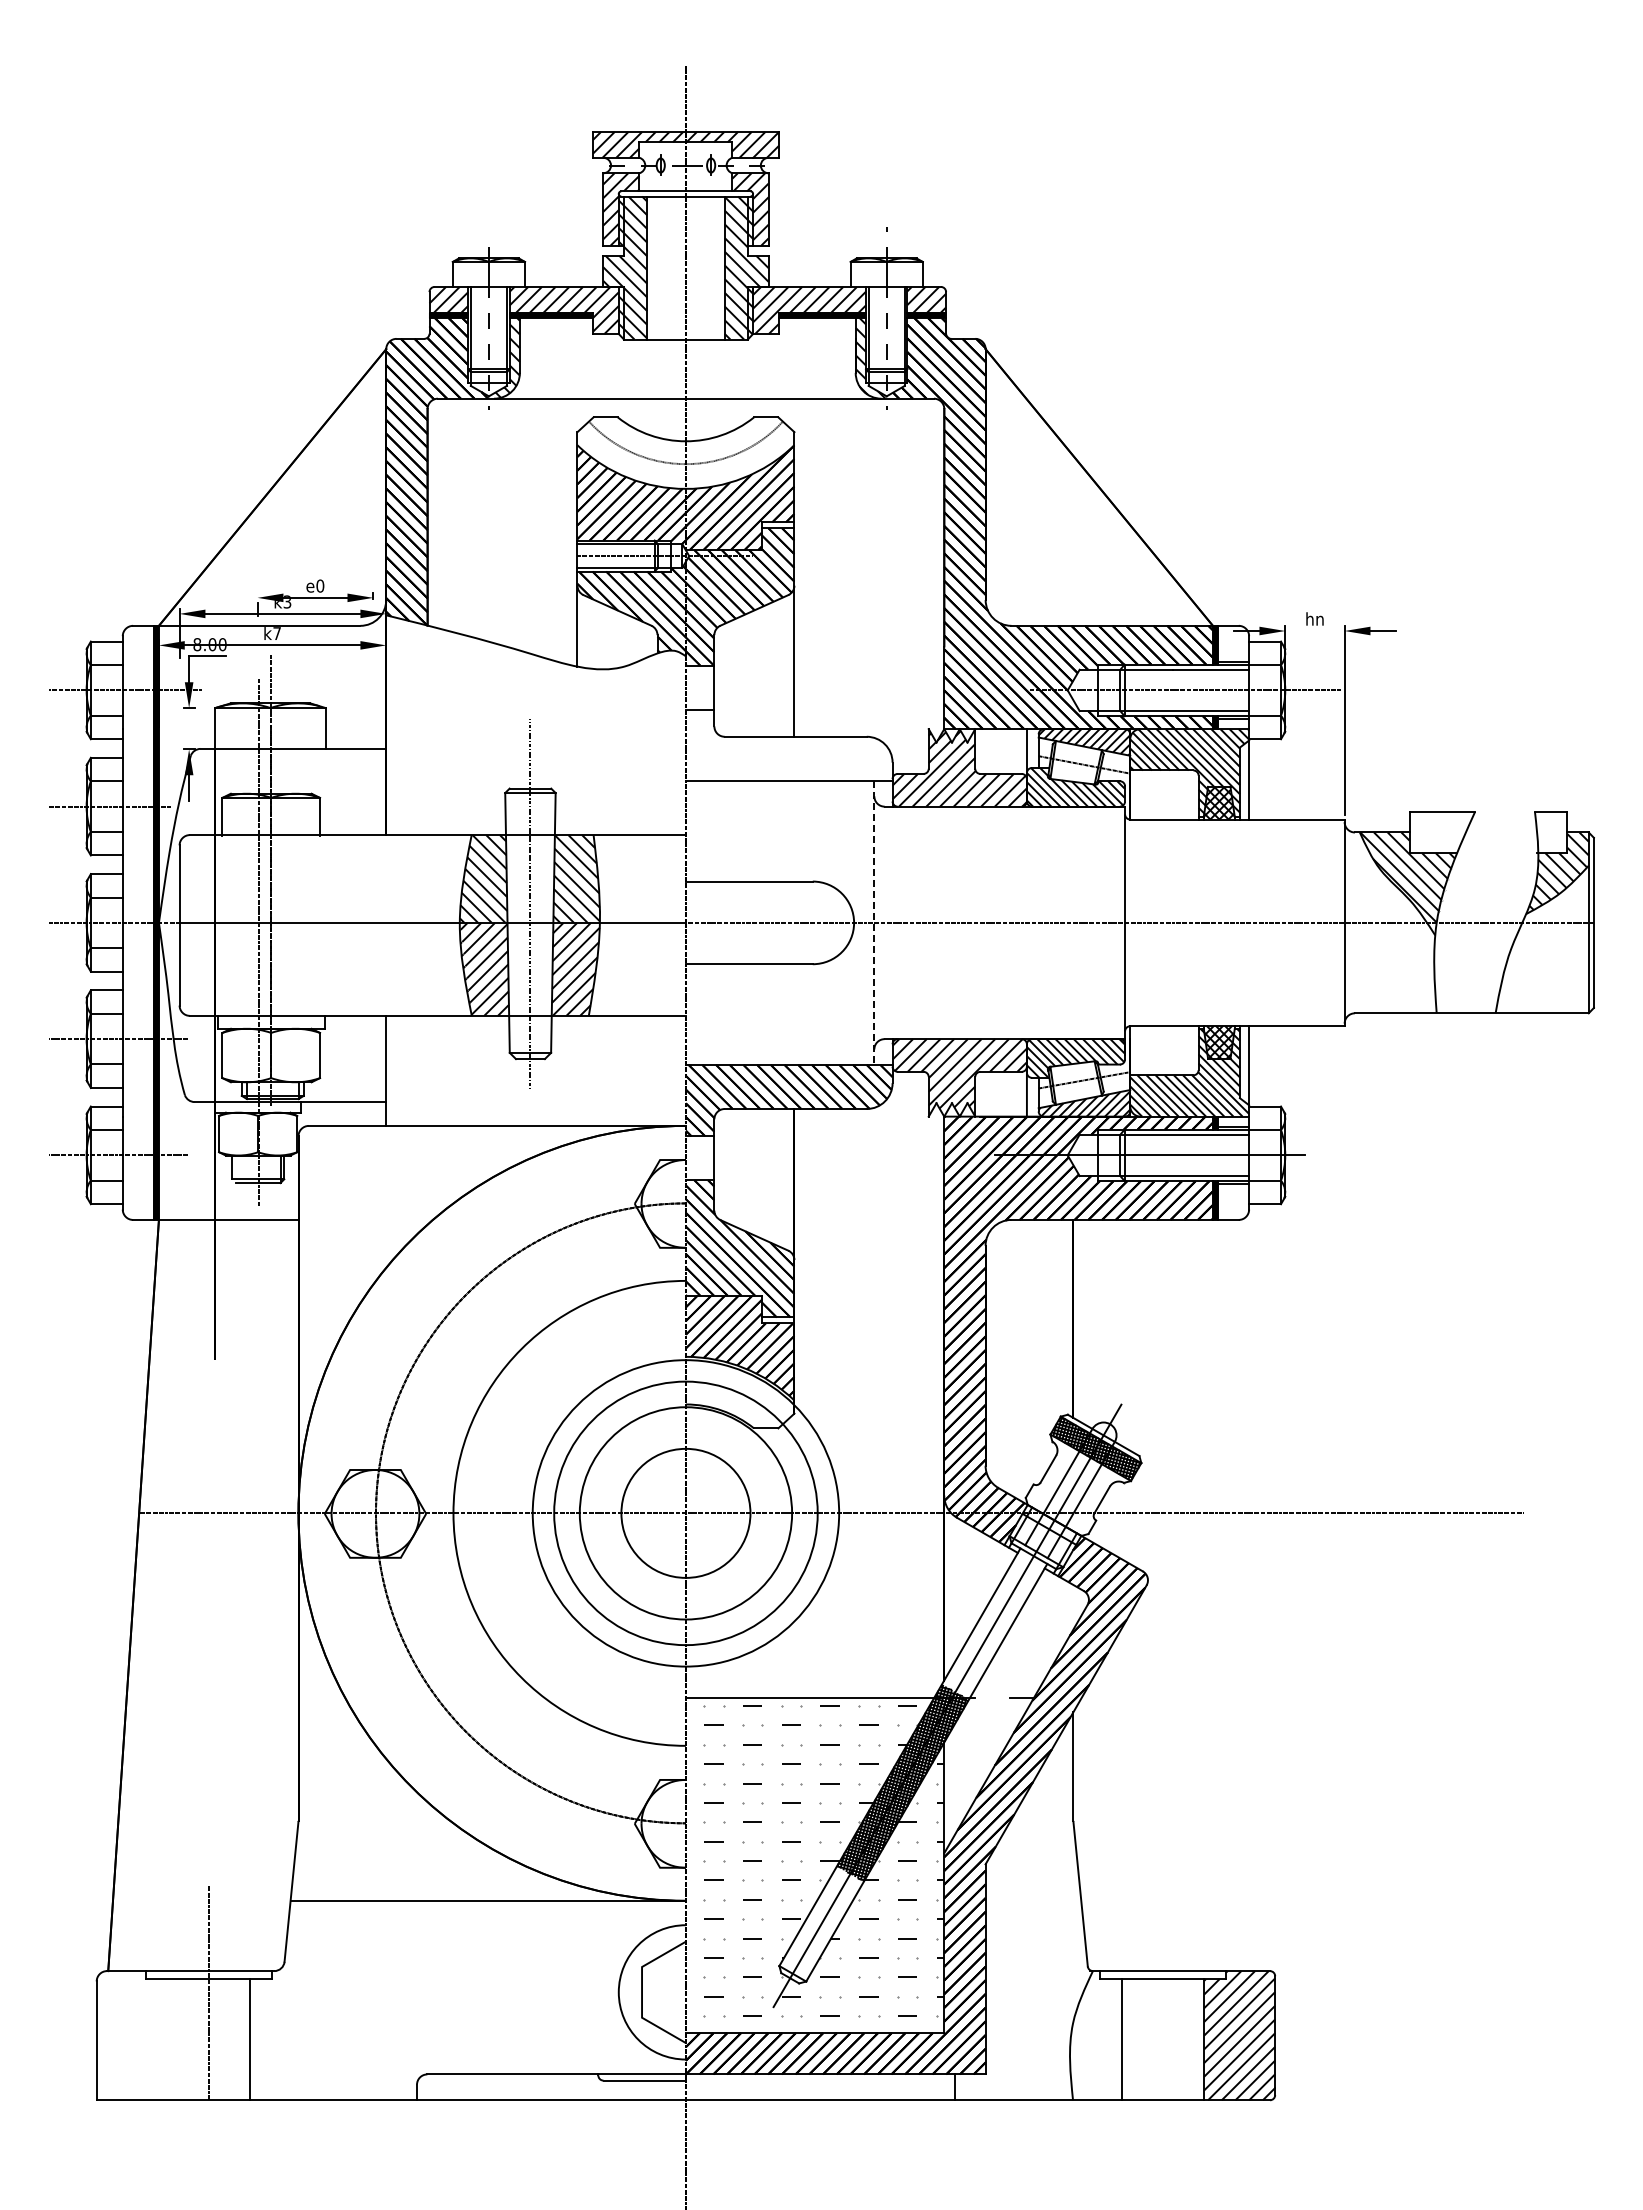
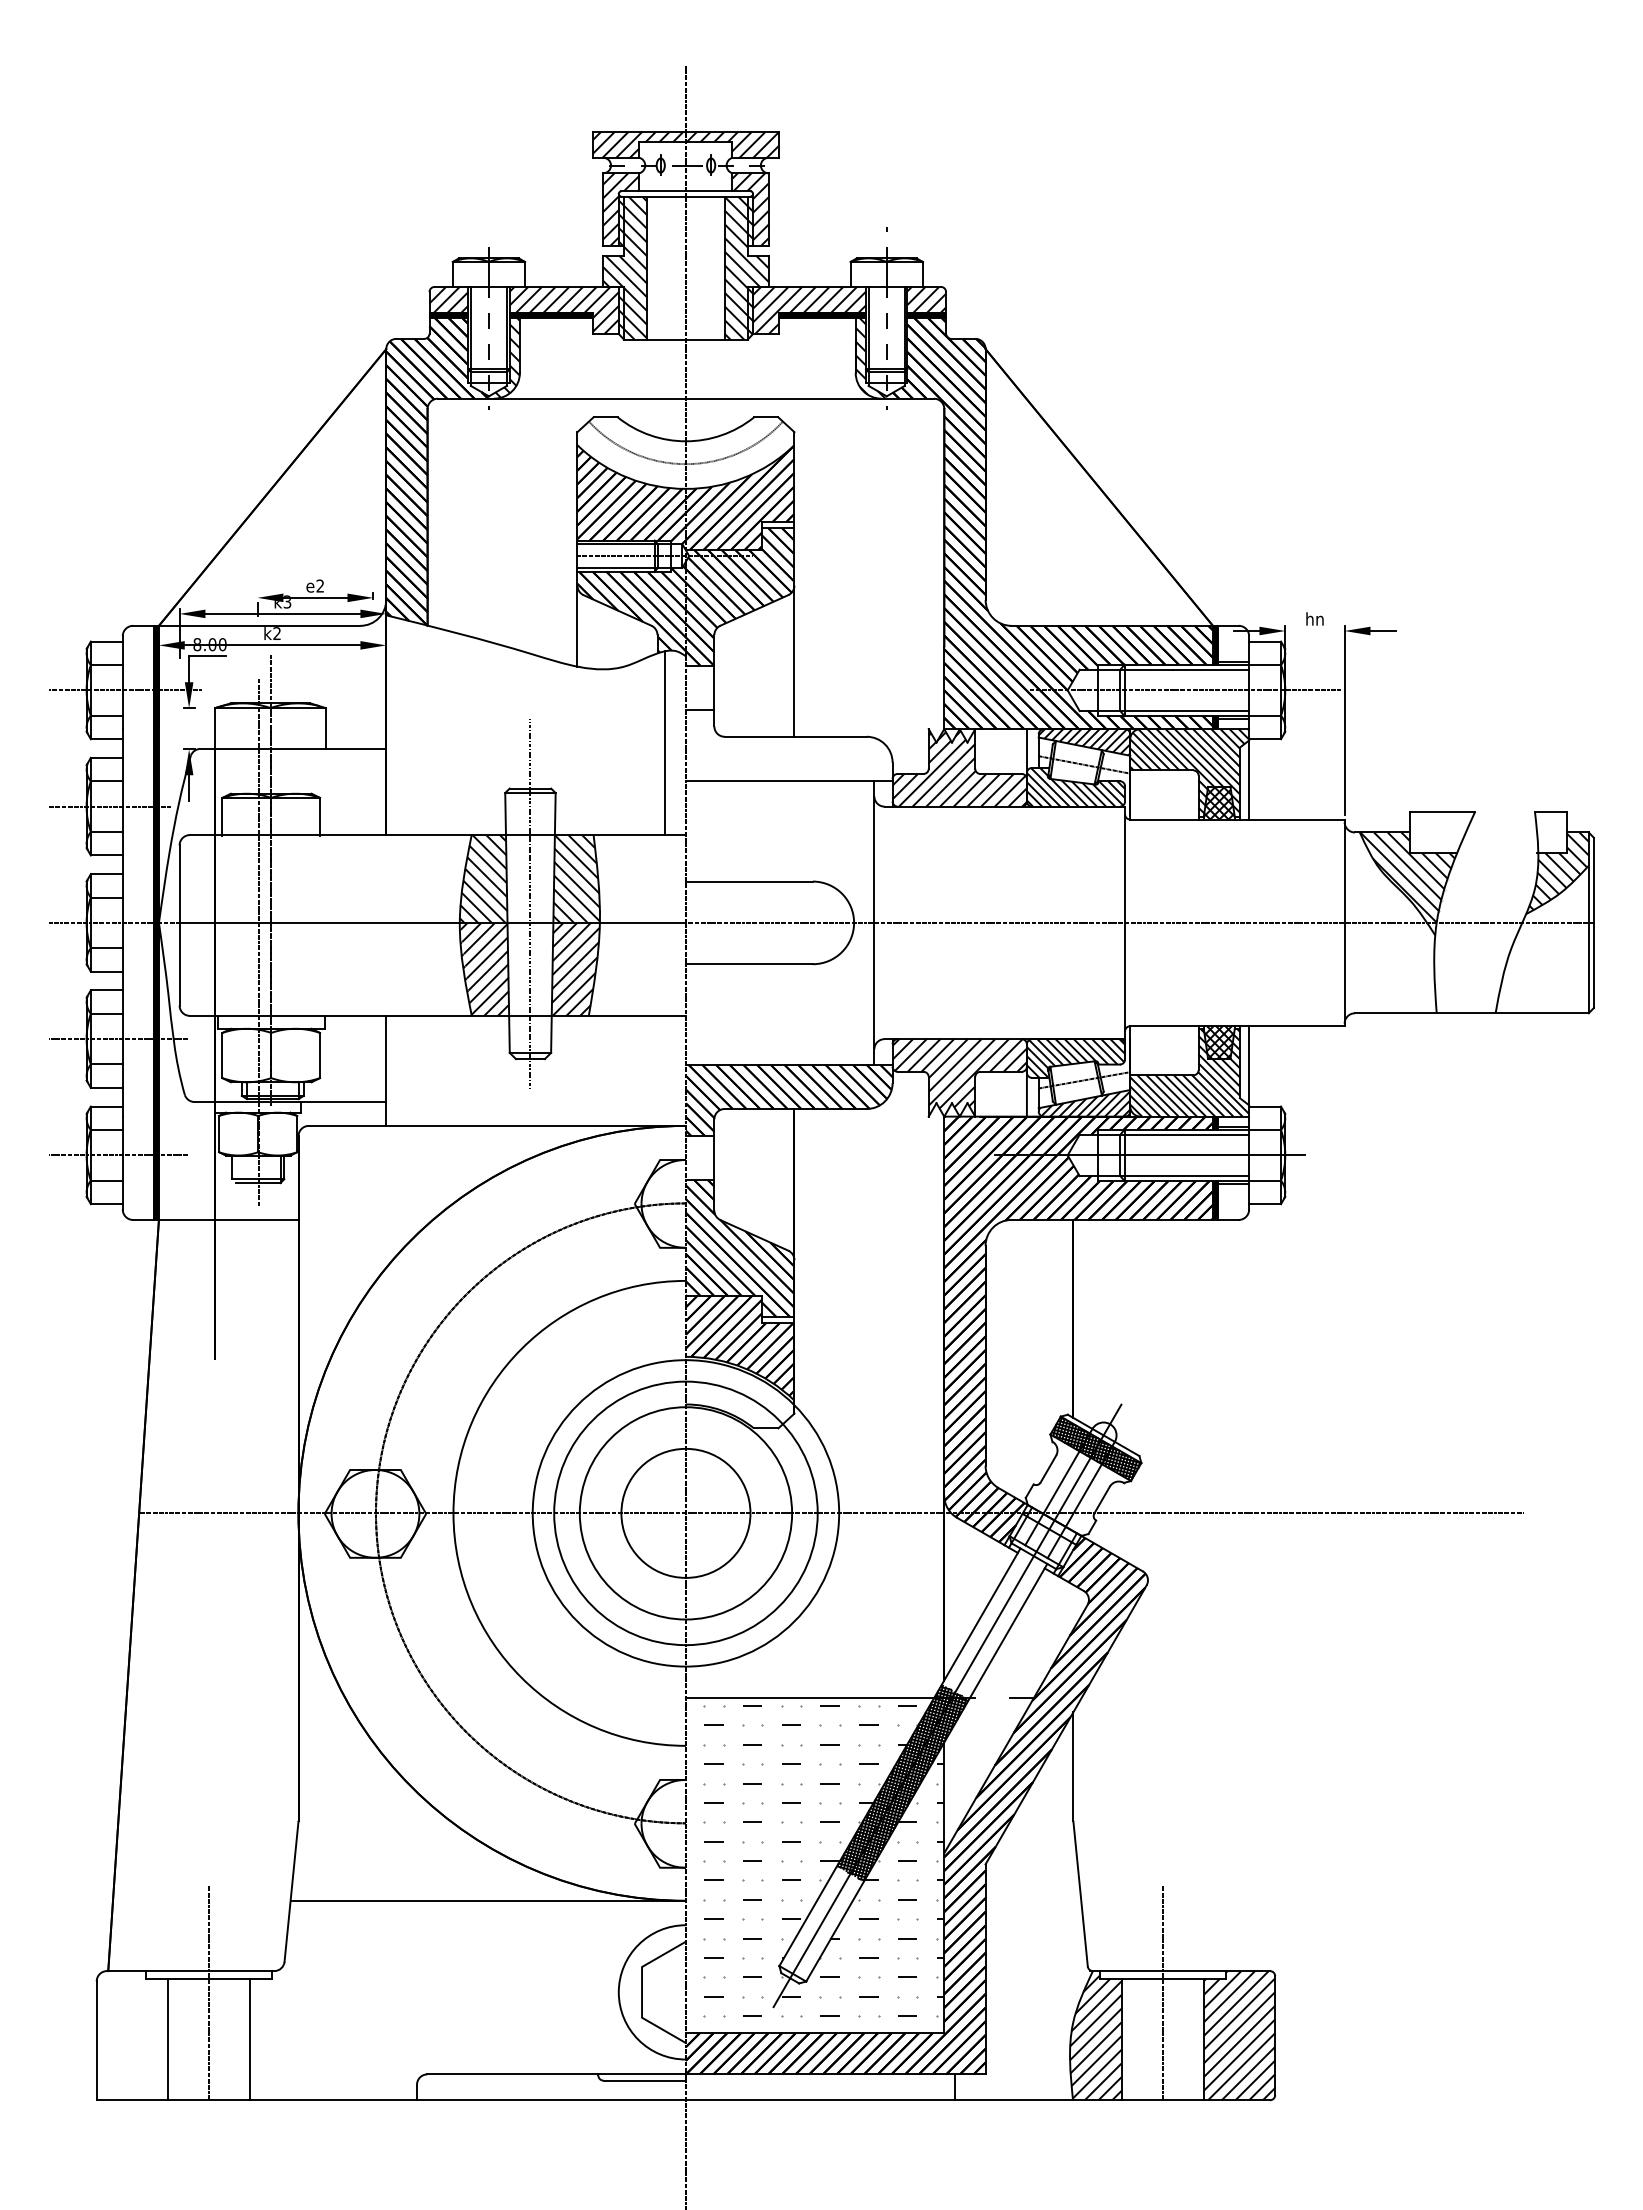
text: e0 -> e2 (320, 585)
text: k7 -> k2 (276, 633)
line: none -> present (665, 743)
line: dashed -> solid (874, 923)
line: none -> present (1162, 1993)
hatch: none -> present (1095, 2037)
line: none -> present (167, 2039)
